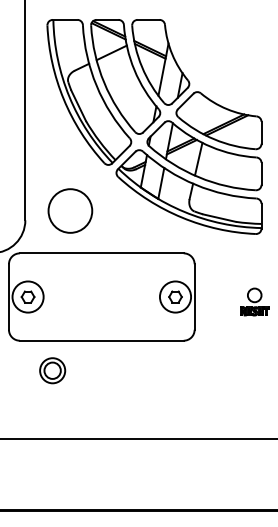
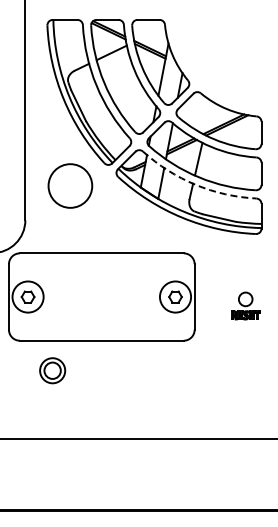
arc: solid -> dashed (195, 184)
circle position: (70, 210) -> (70, 185) (70, 185)
part position: (254, 301) -> (245, 305) (245, 305)
